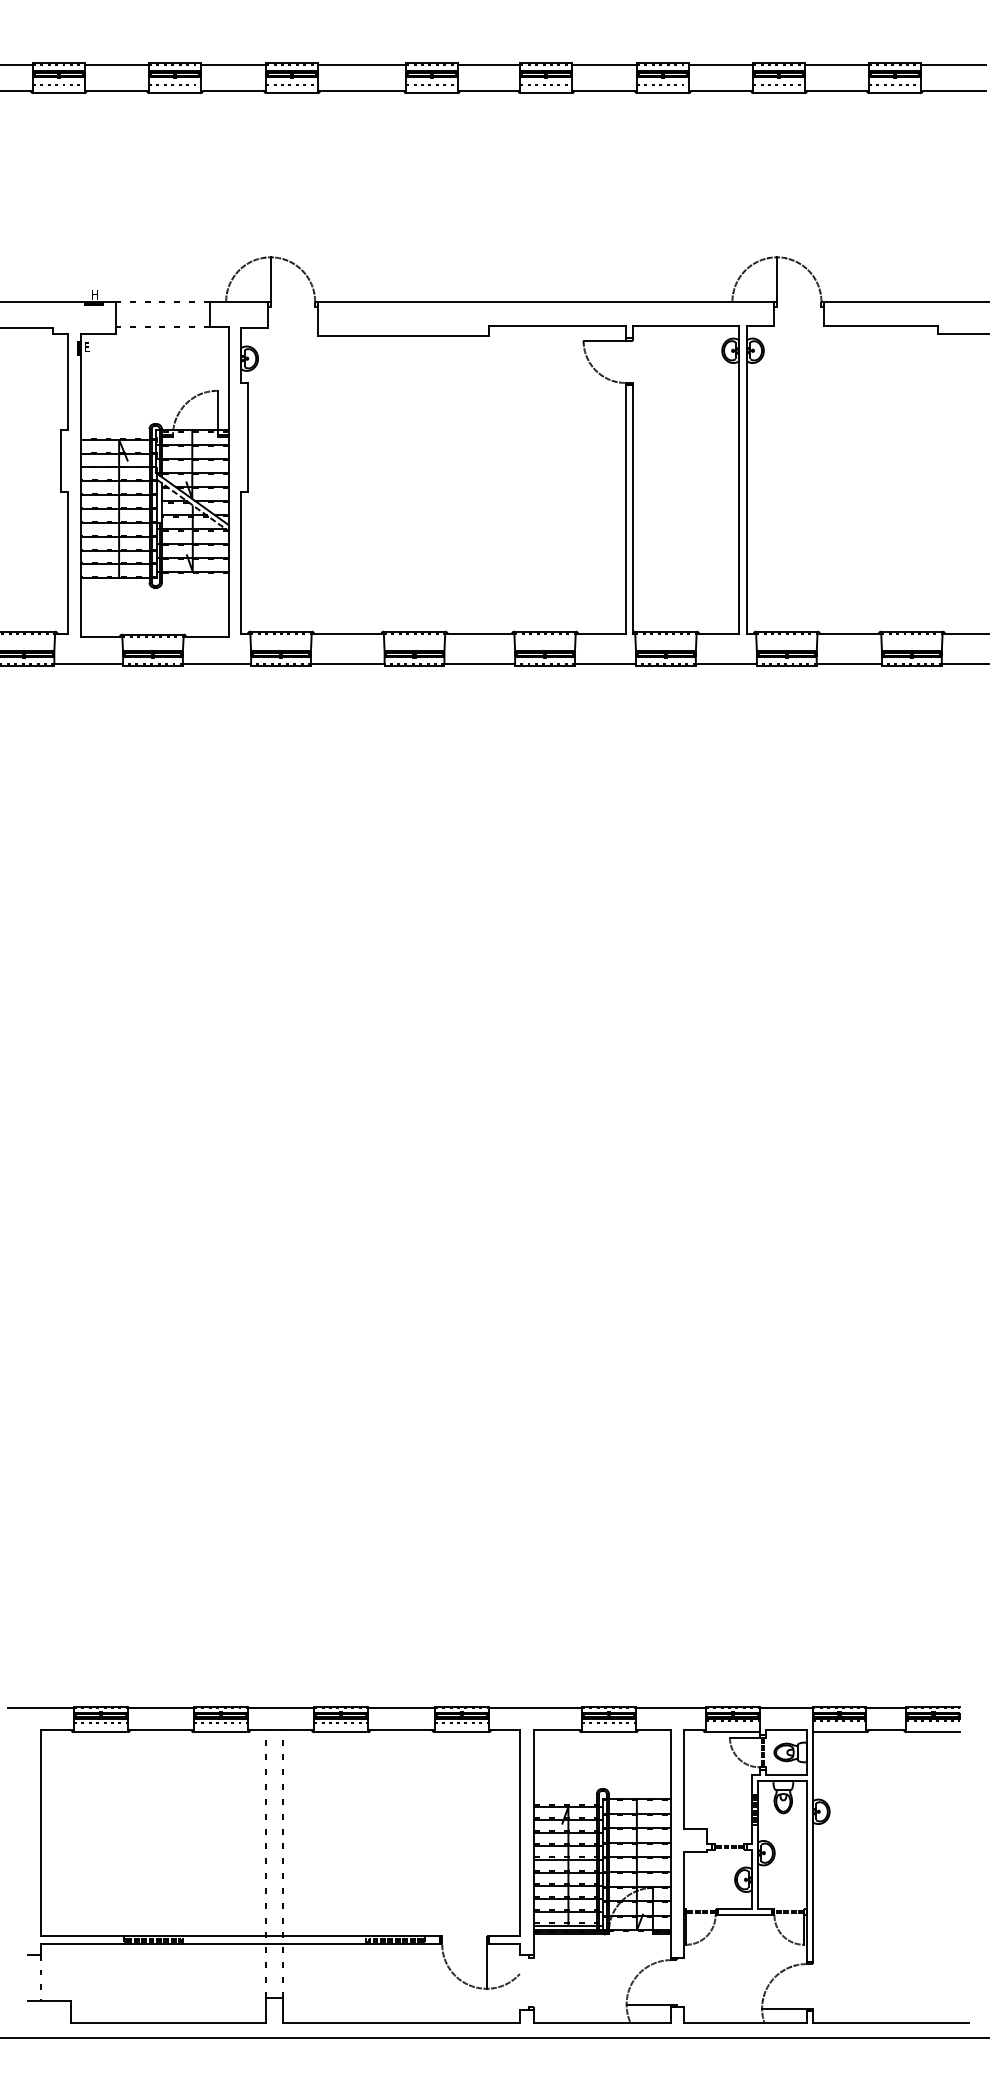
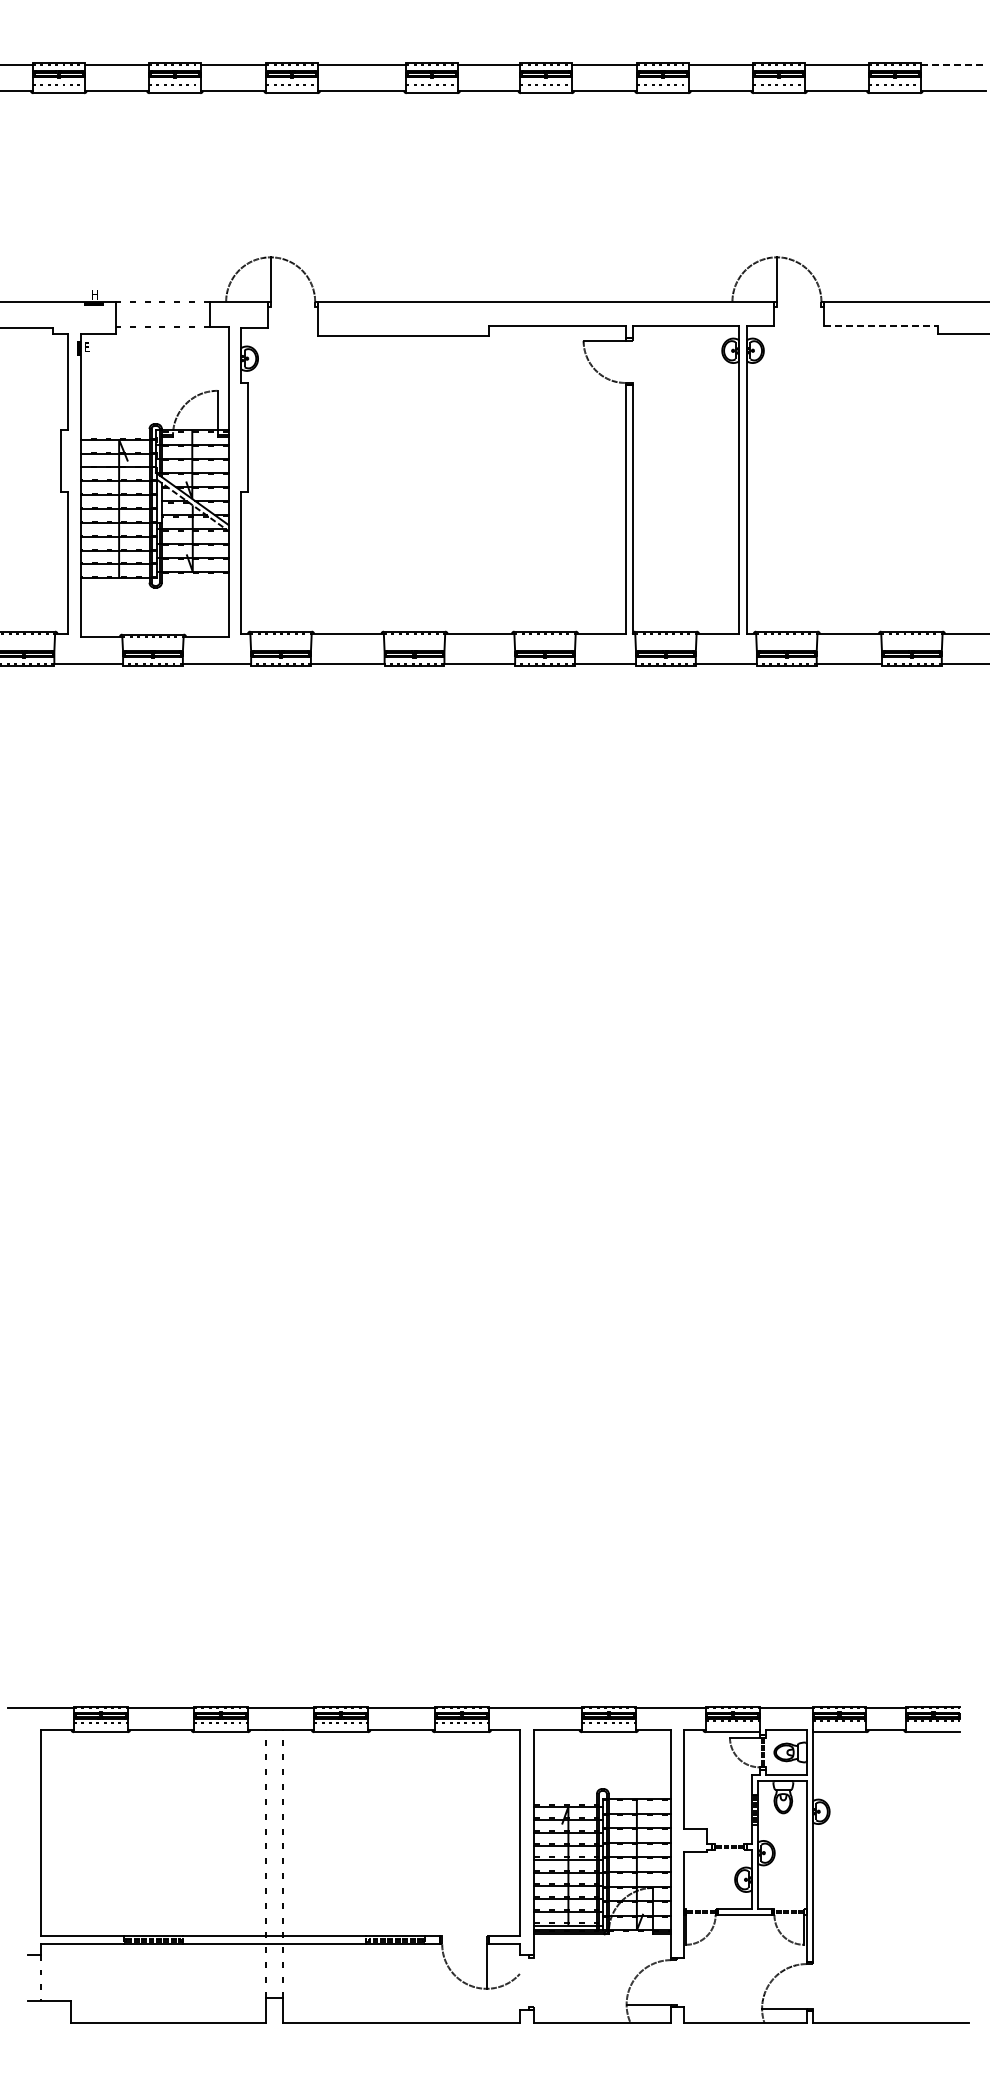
line: solid -> dashed (953, 64)
line: solid -> dashed (881, 326)
line: present -> none (494, 2038)
